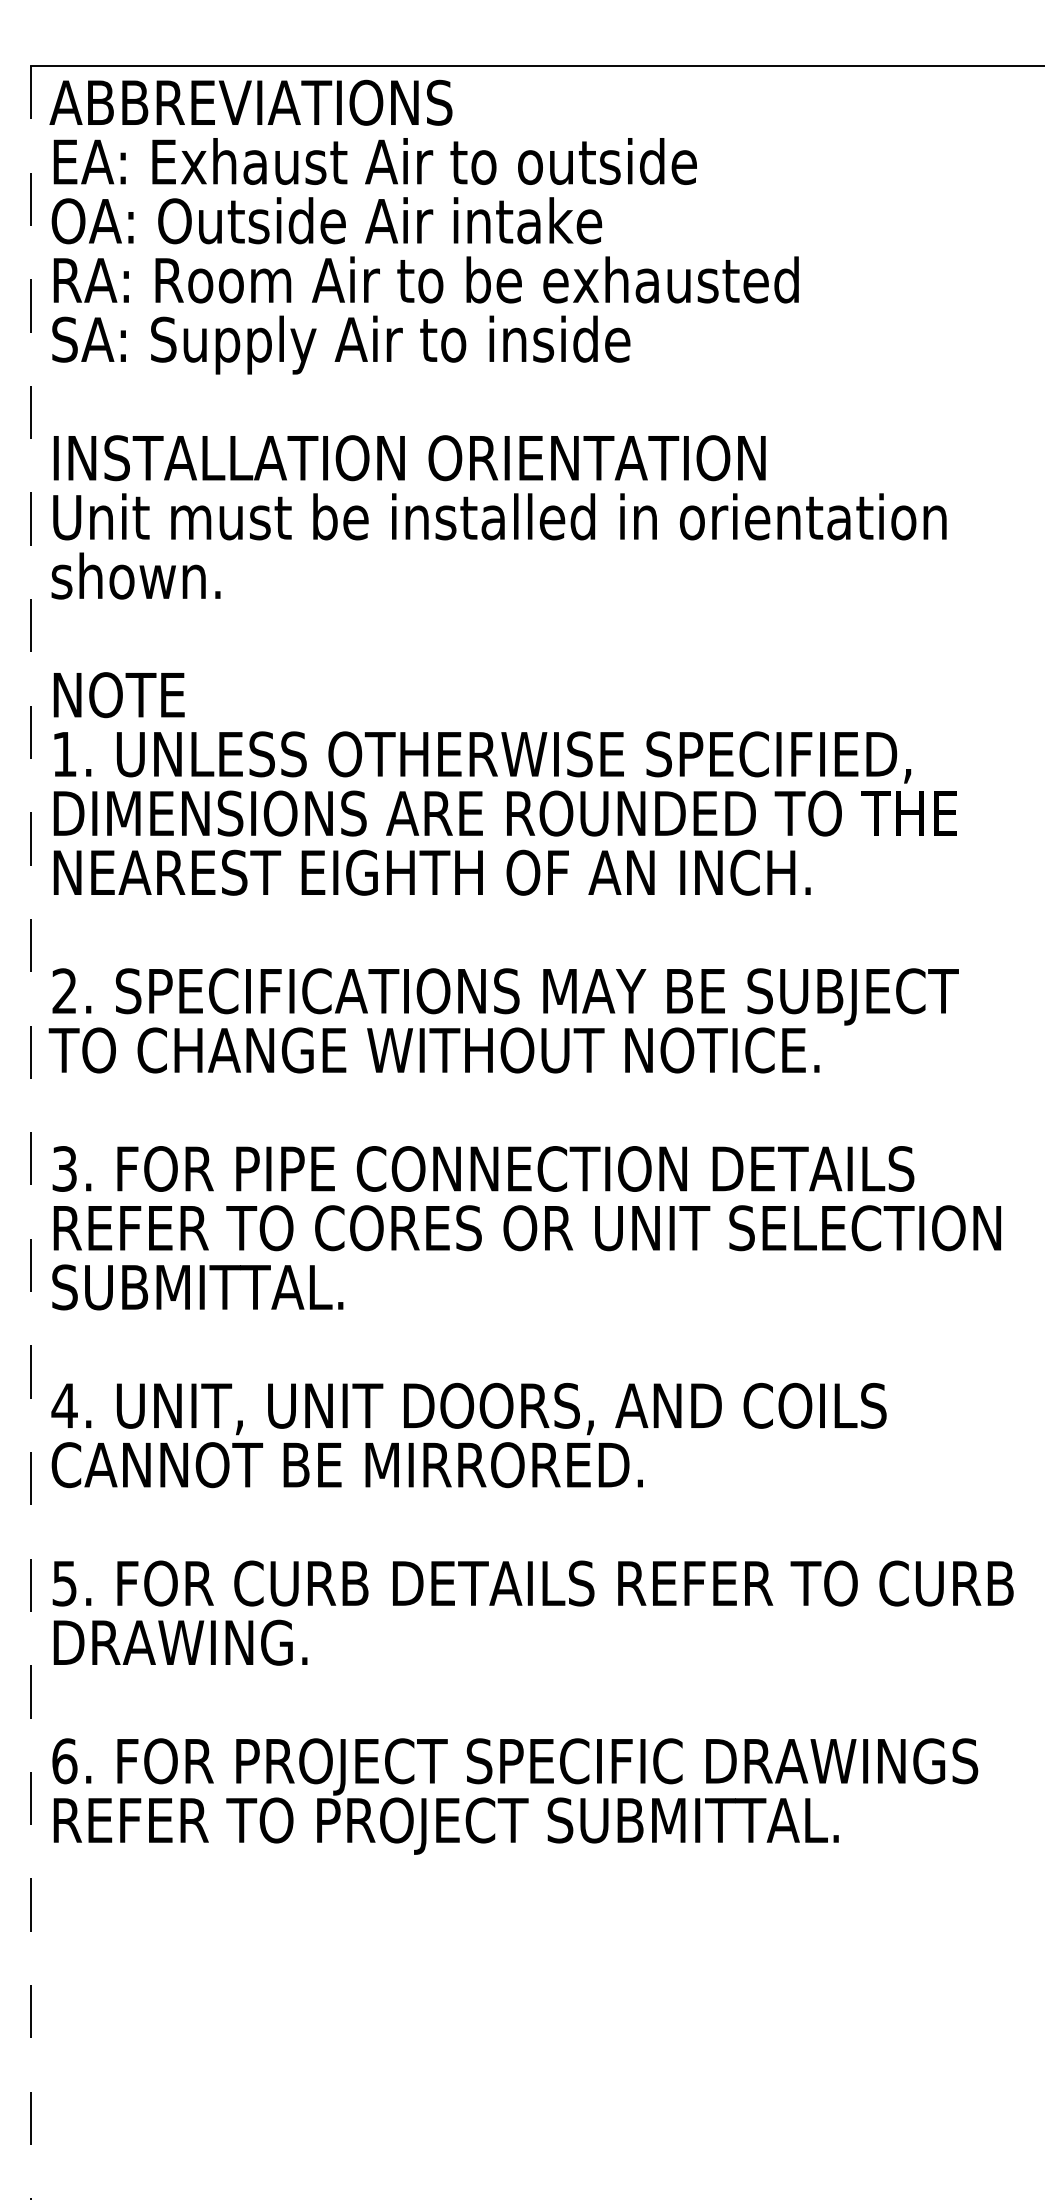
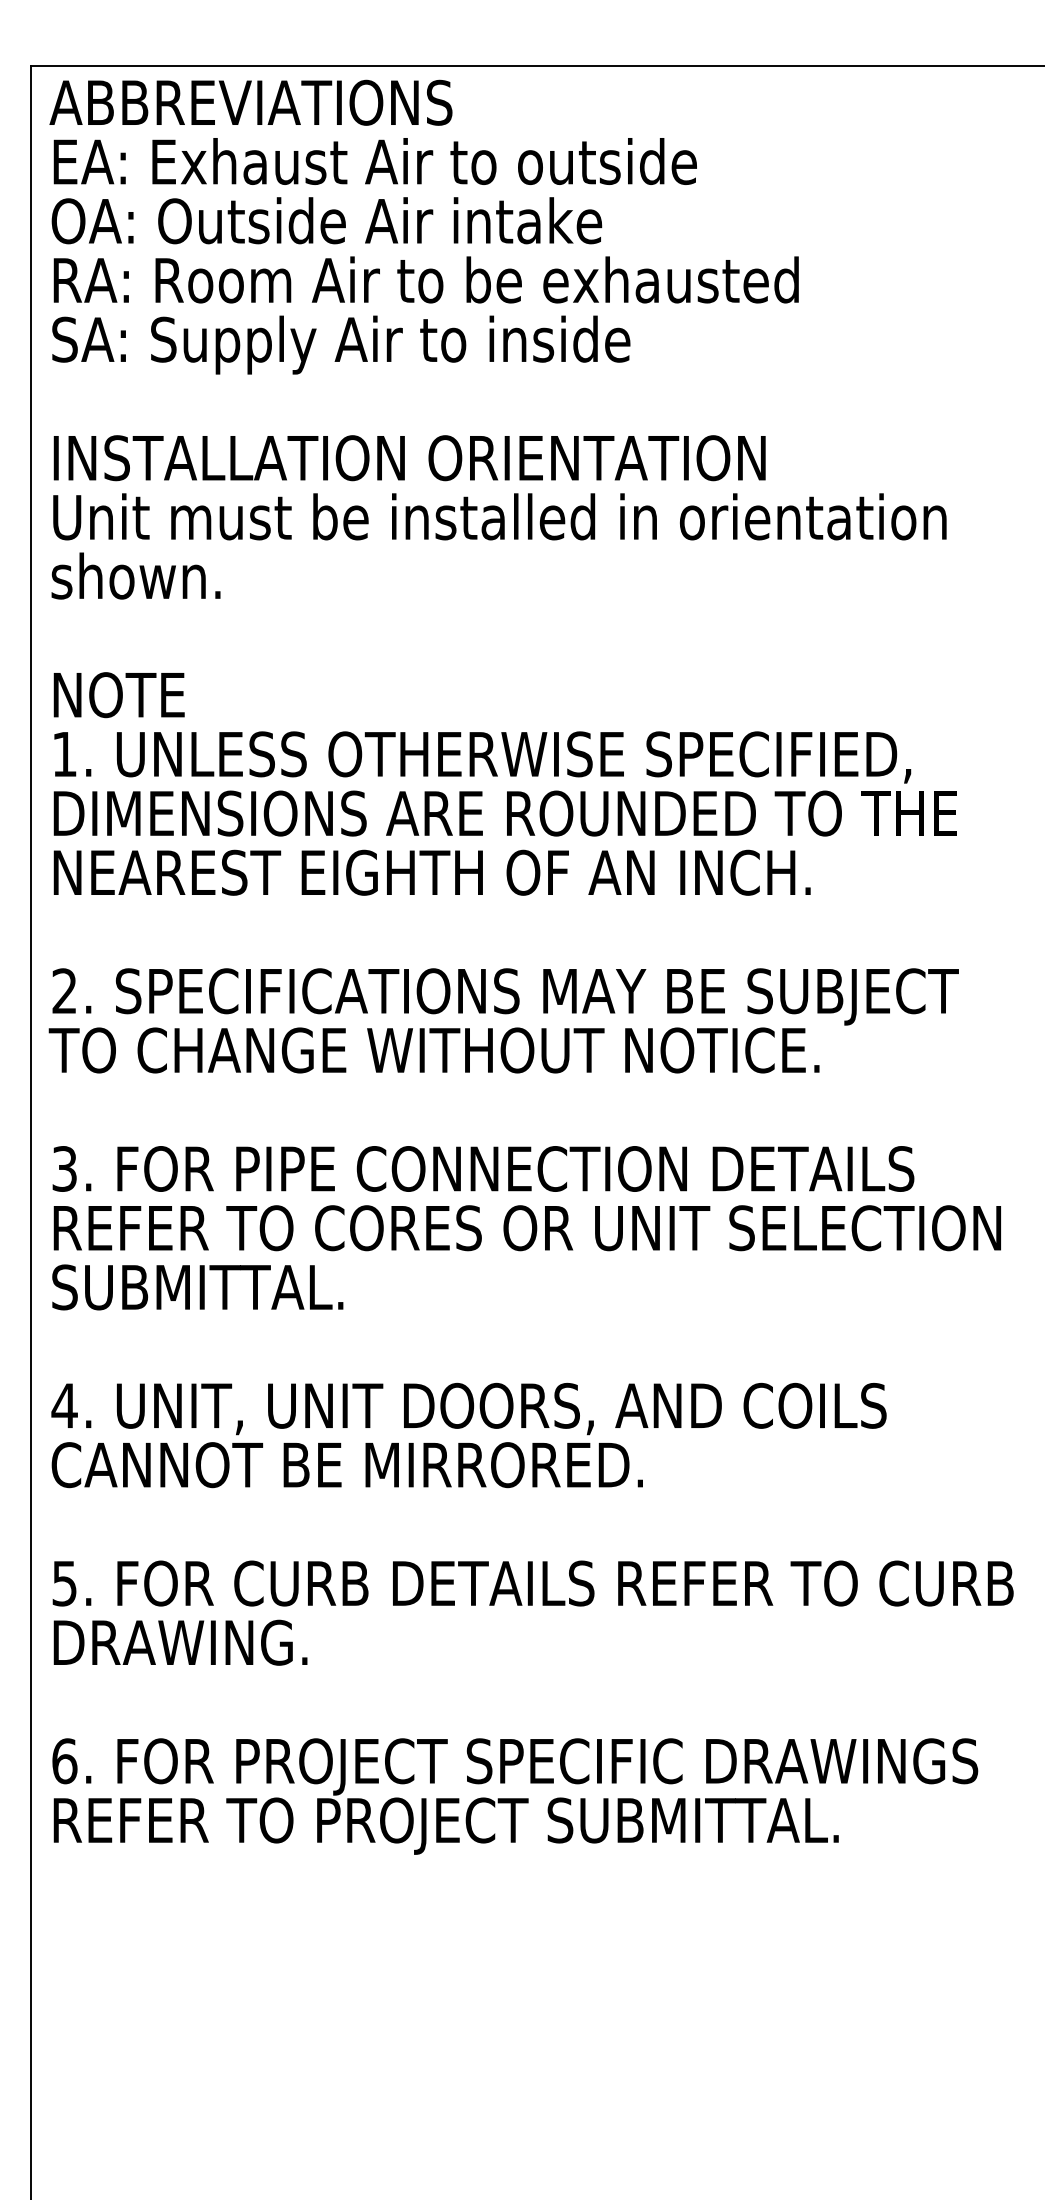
line: dashed -> solid (31, 1132)
